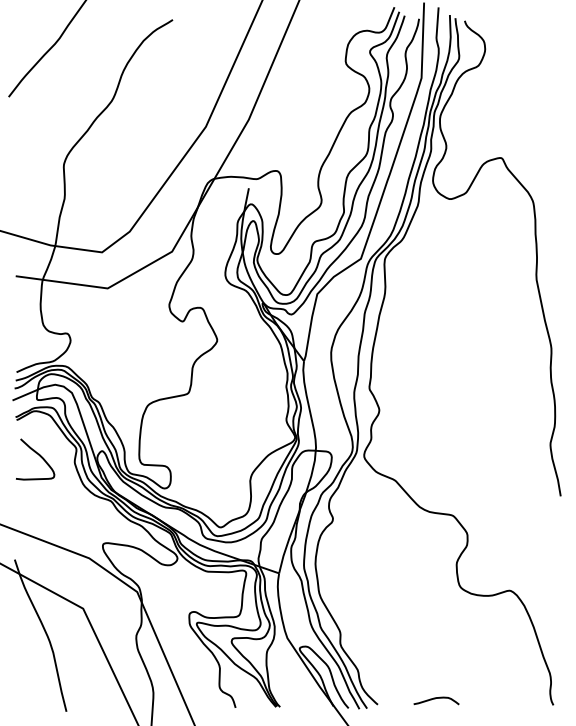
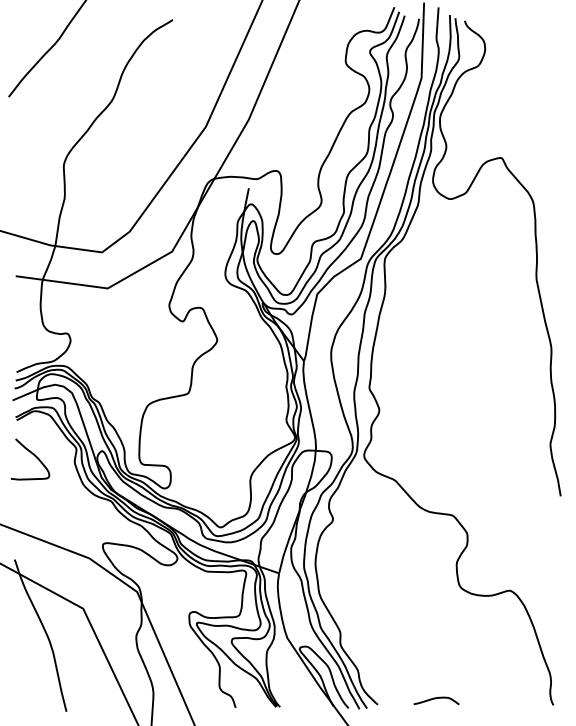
curve position: (38, 455) -> (33, 455) (33, 455)
